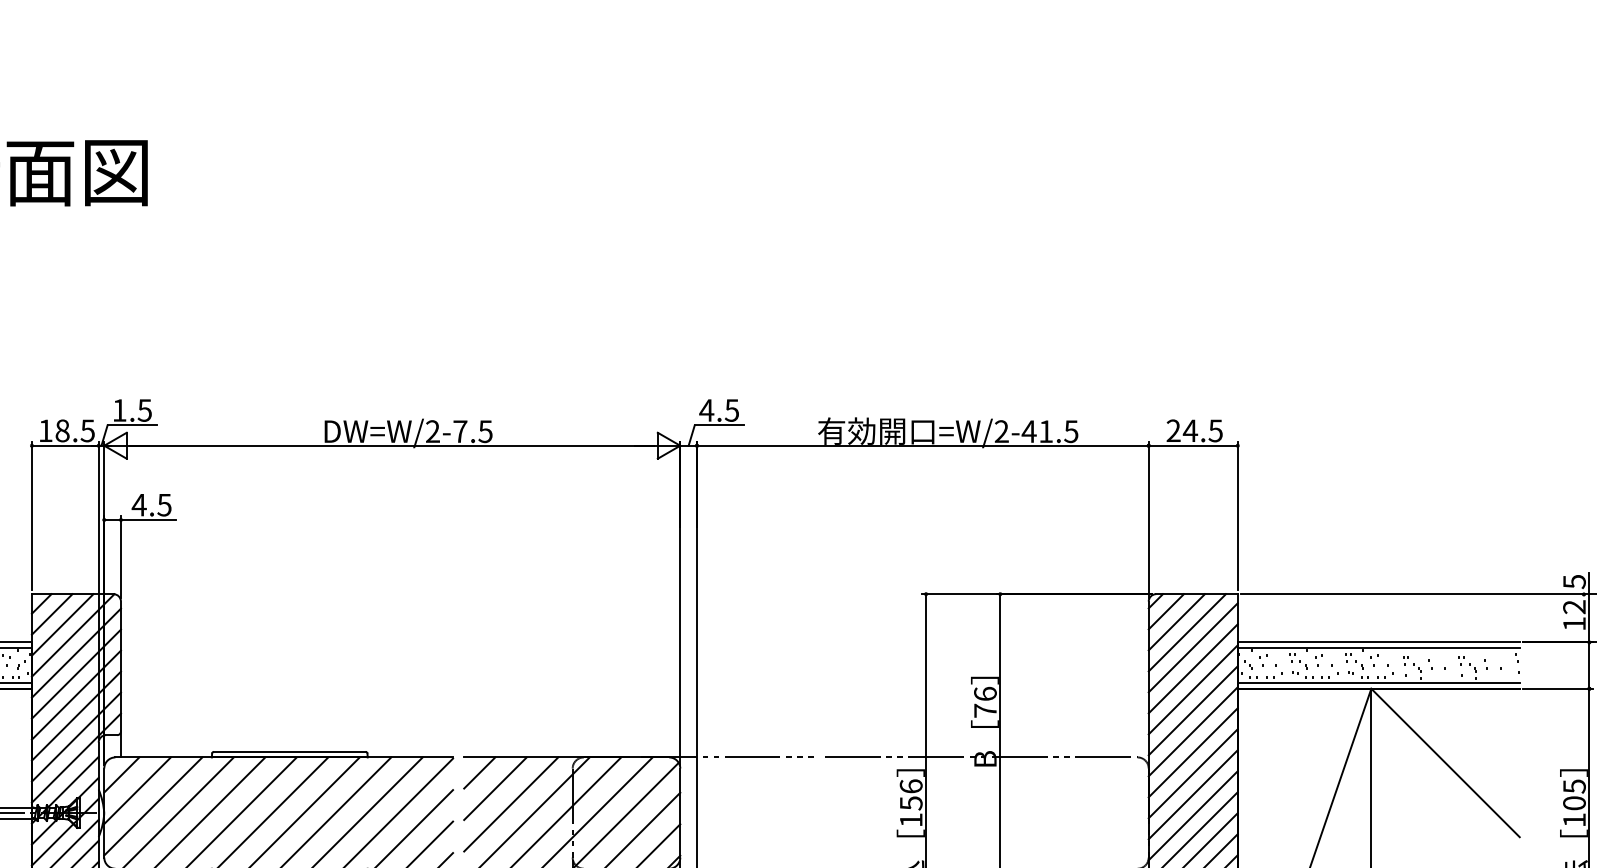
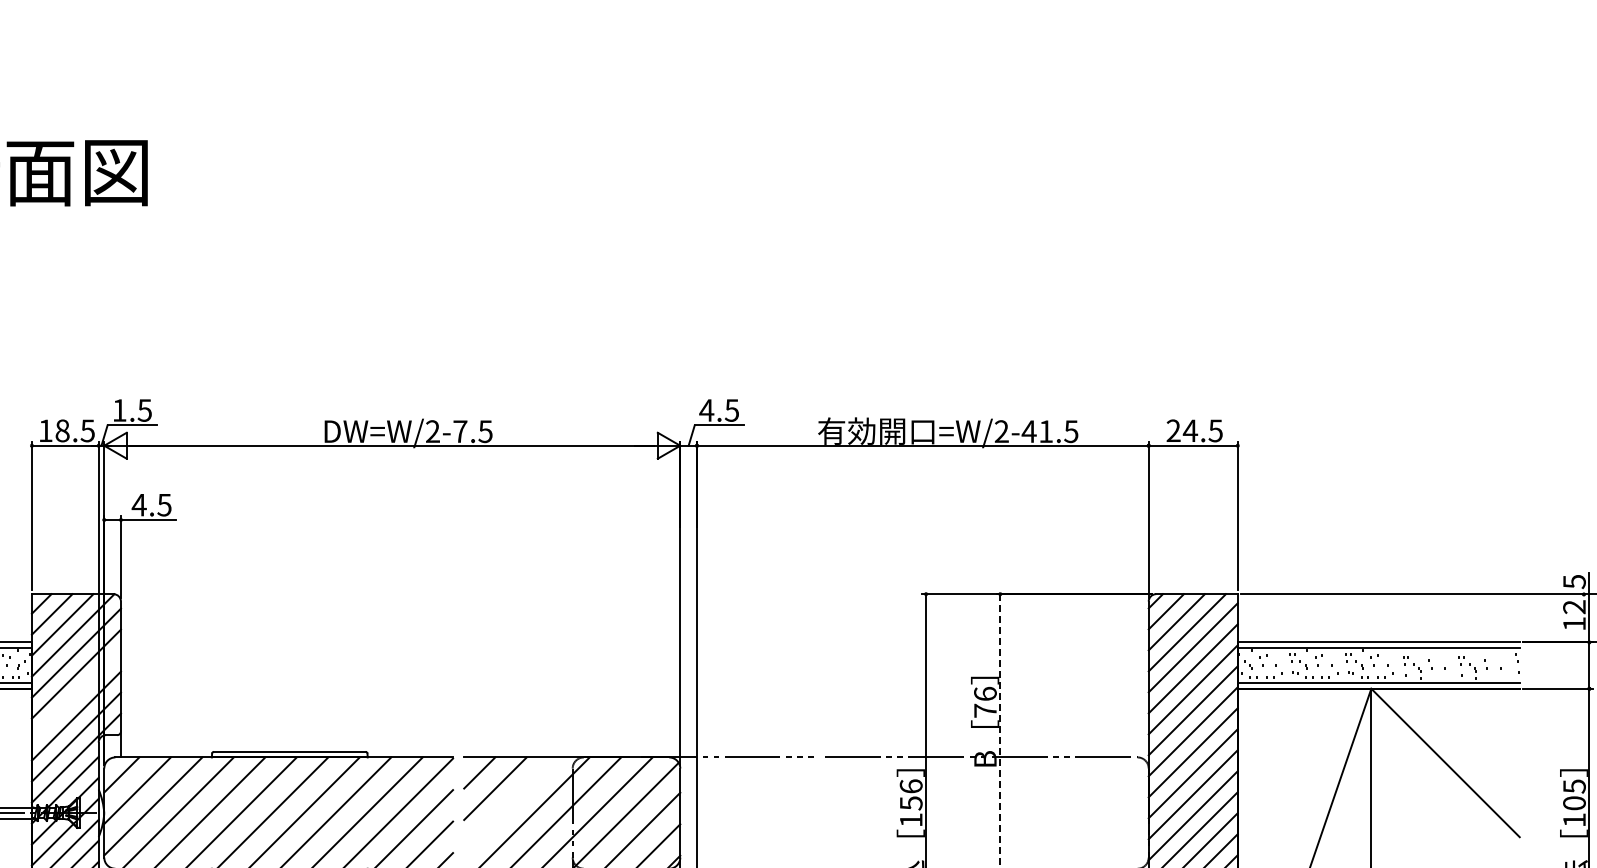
line: present -> none (75, 694)
line: solid -> dashed (1000, 731)
line: present -> none (511, 804)
